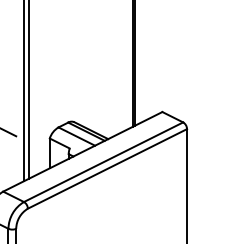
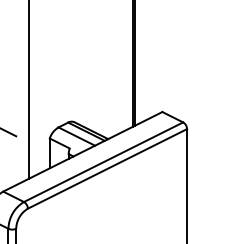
line: present -> none (23, 91)
